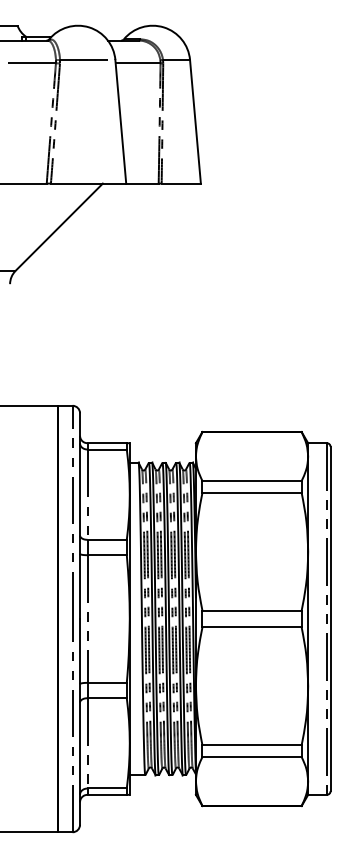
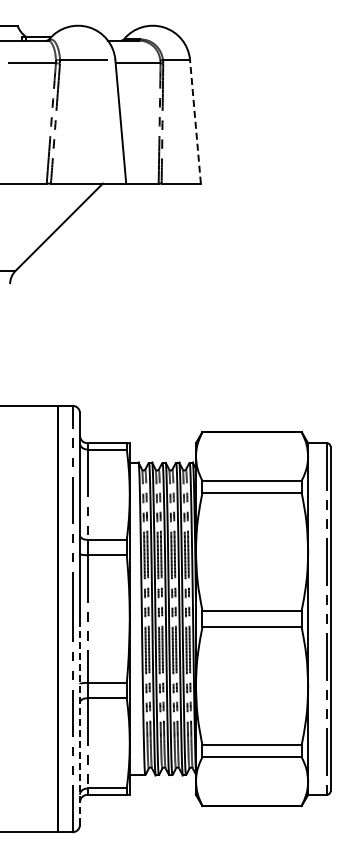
line: solid -> dashed (195, 121)
line: solid -> dashed (80, 721)
